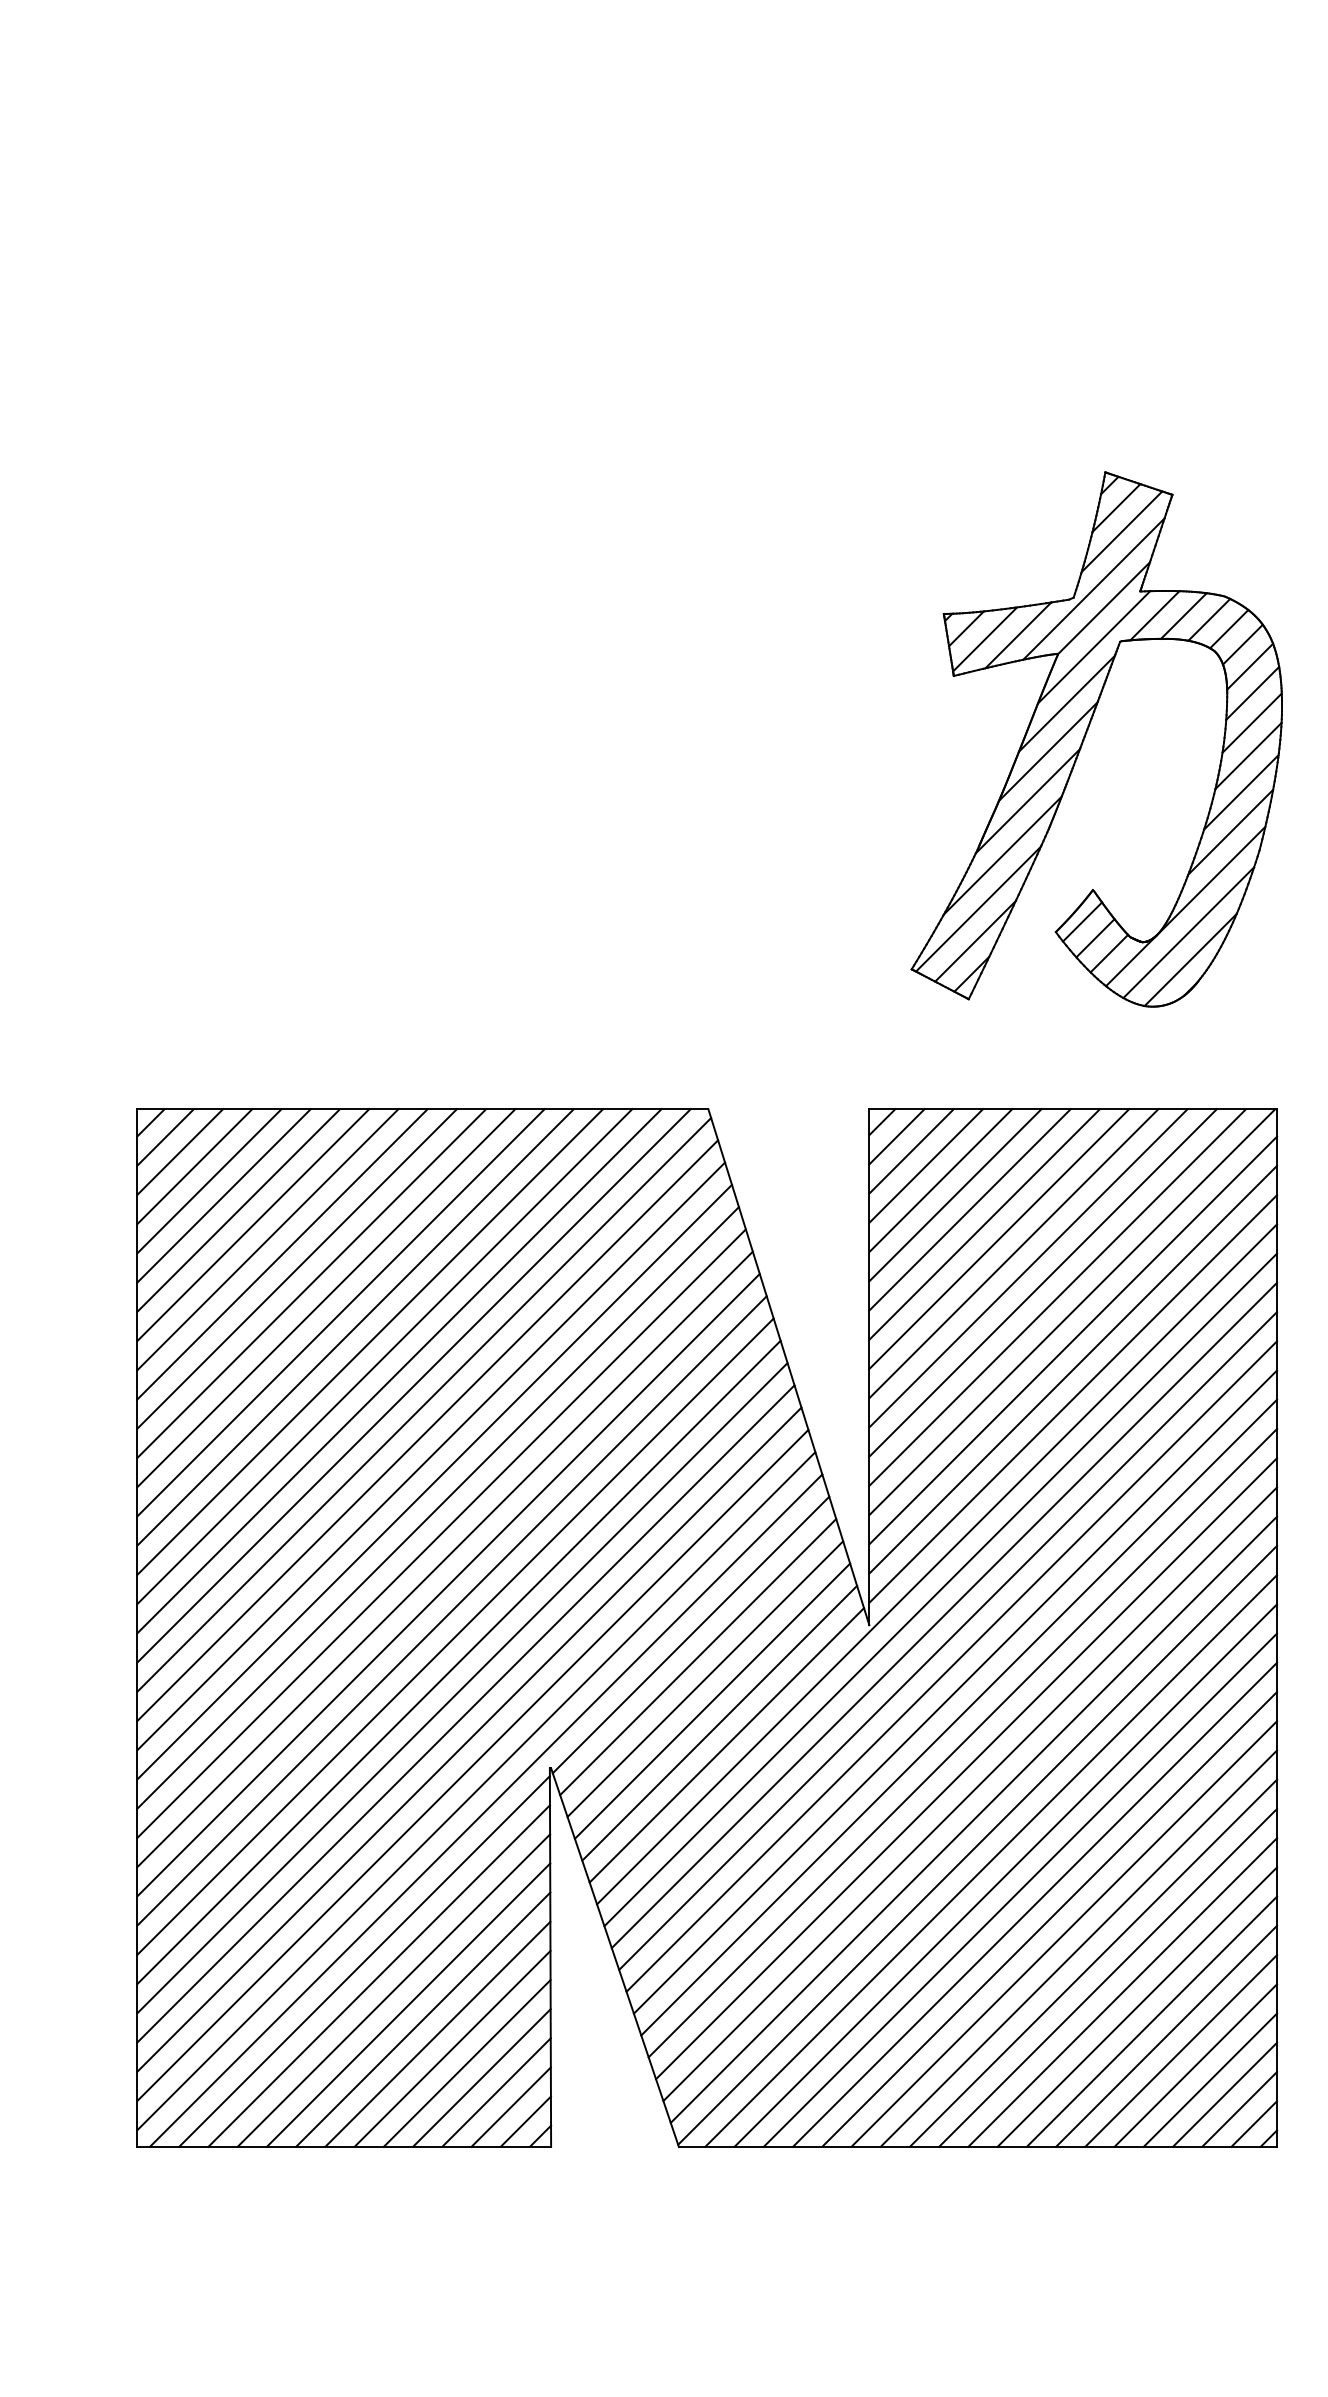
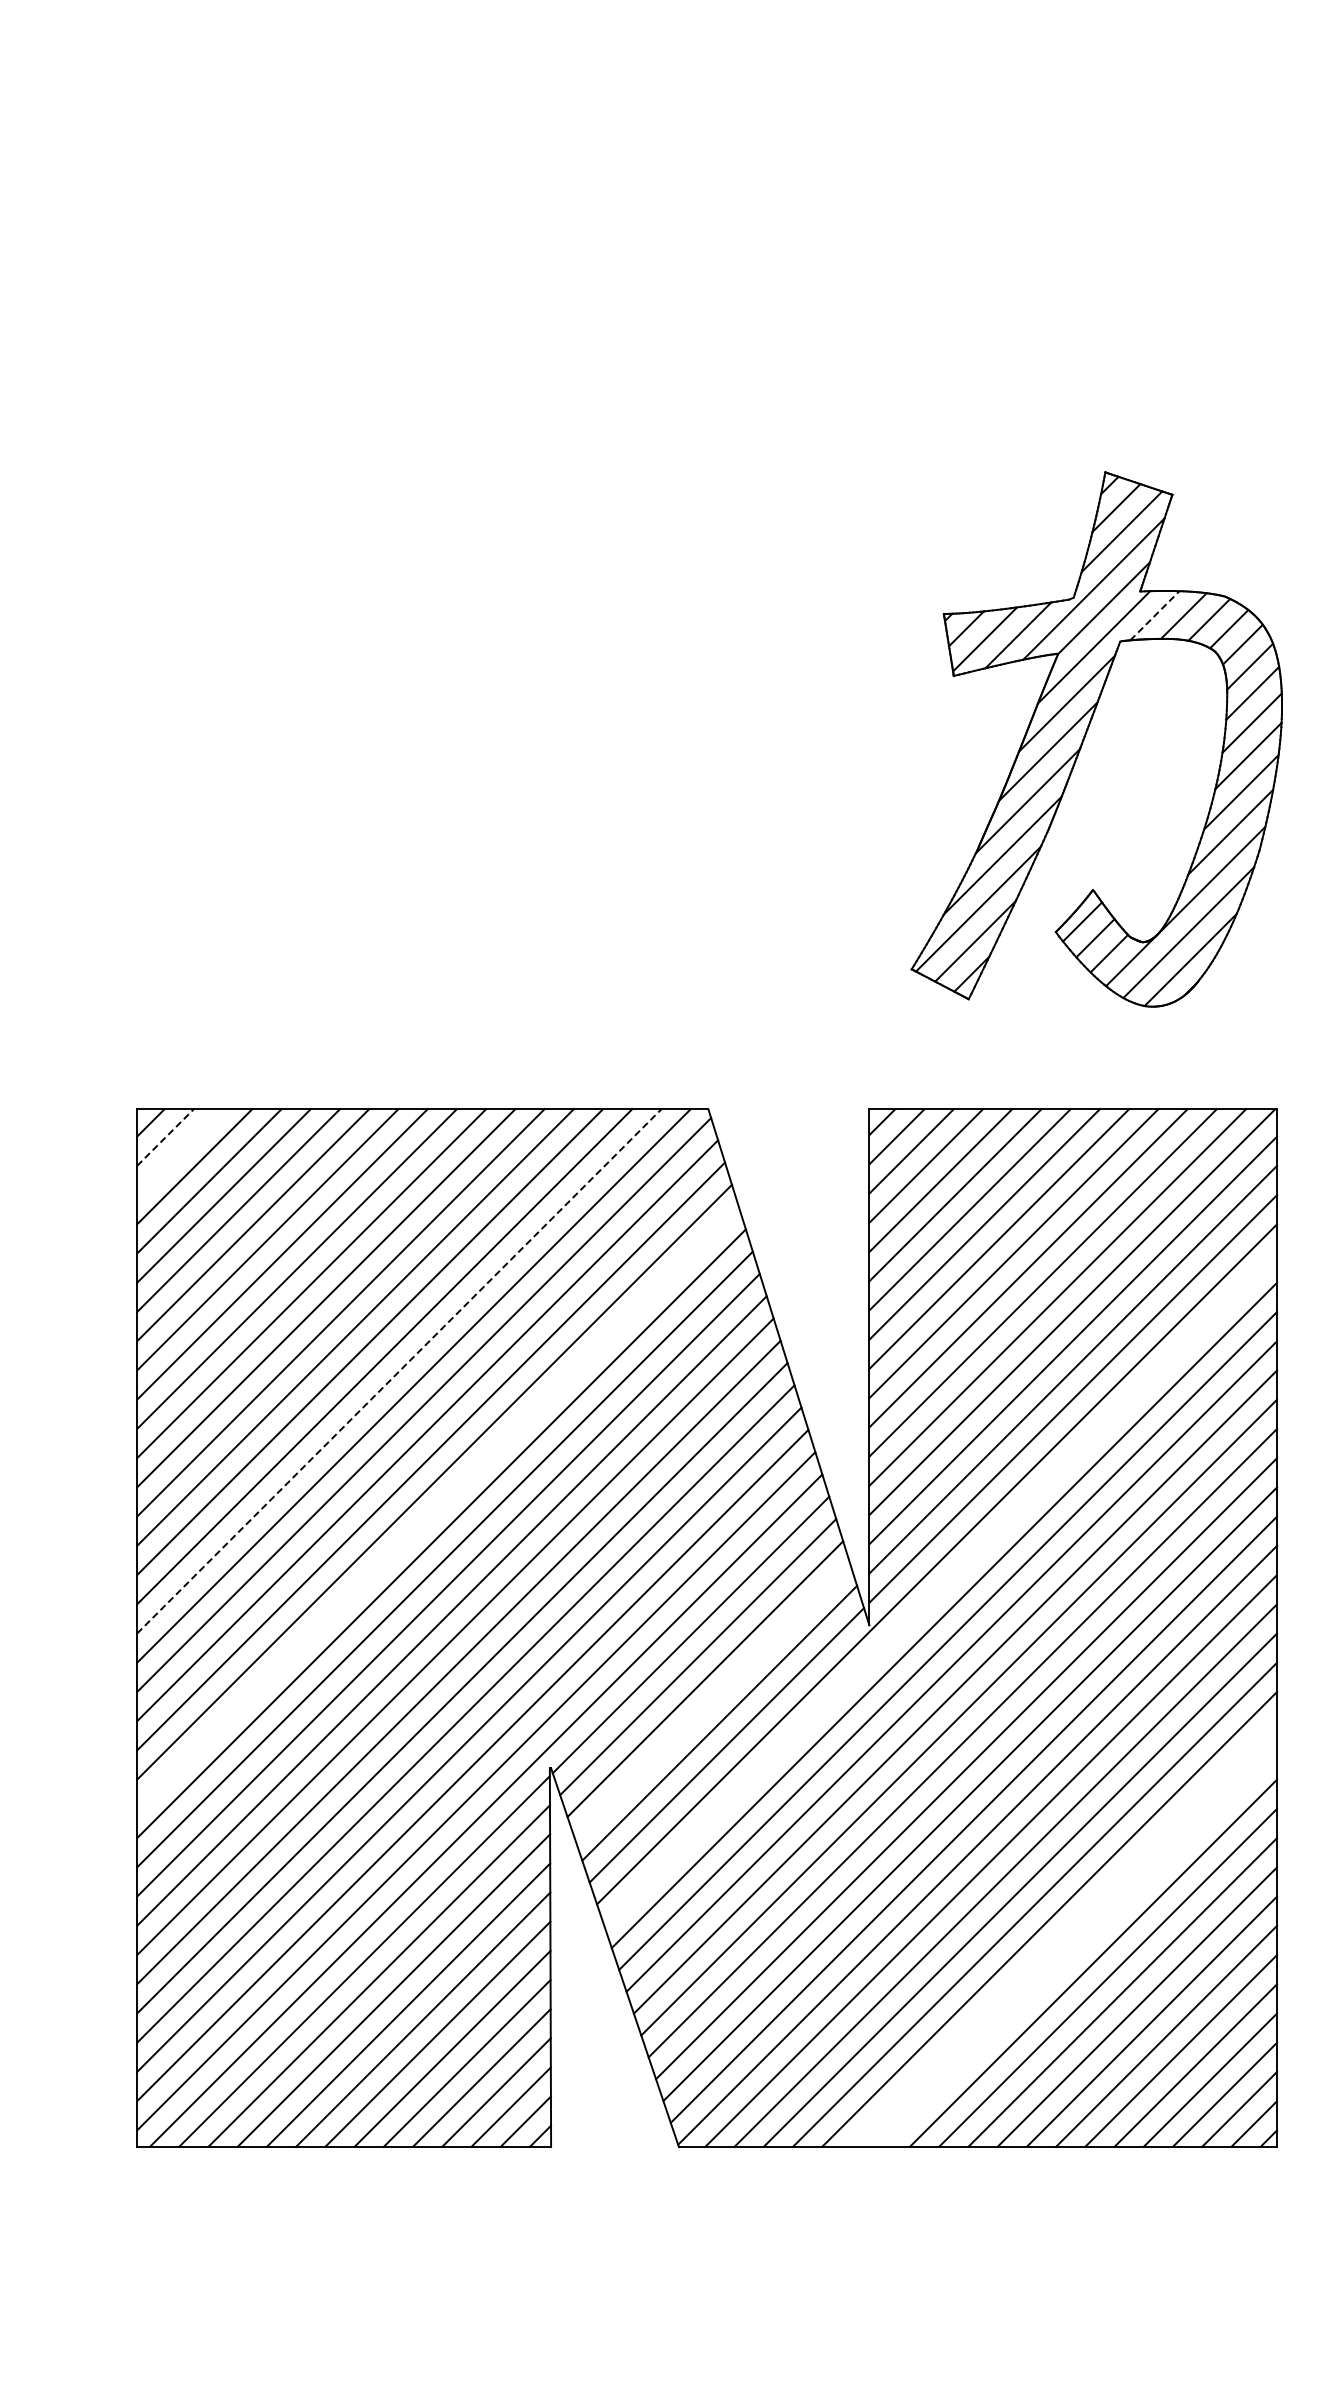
line: solid -> dashed (1154, 615)
line: solid -> dashed (165, 1137)
line: present -> none (180, 1152)
line: solid -> dashed (399, 1371)
line: present -> none (437, 1507)
line: present -> none (940, 1589)
line: present -> none (712, 1700)
line: present -> none (1064, 1933)
line: present -> none (1078, 1948)
